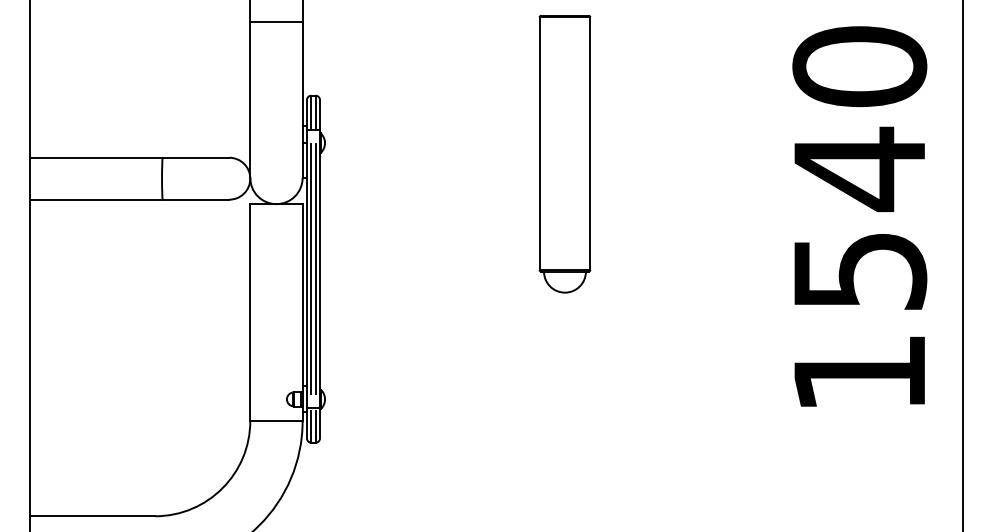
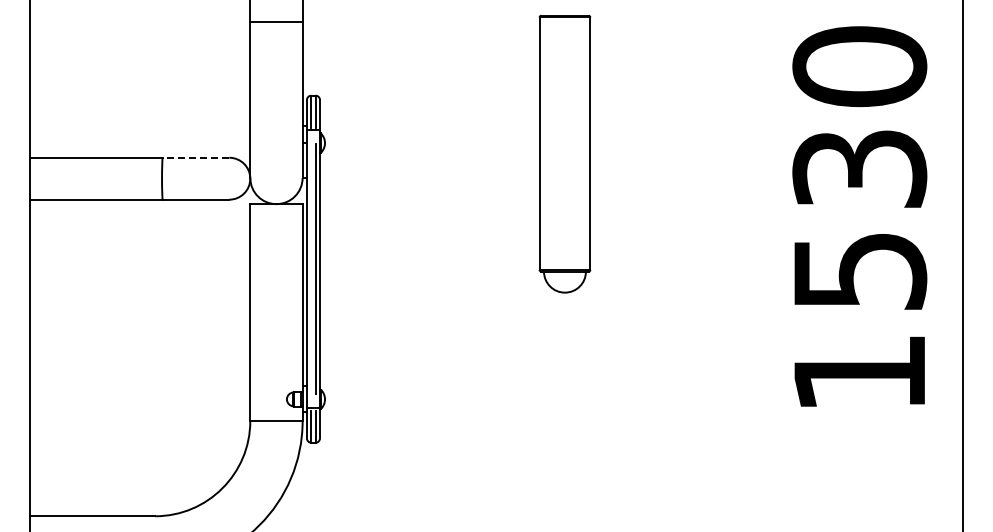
line: solid -> dashed (195, 157)
text: 1540 -> 1530 (859, 169)
line: present -> none (311, 269)
